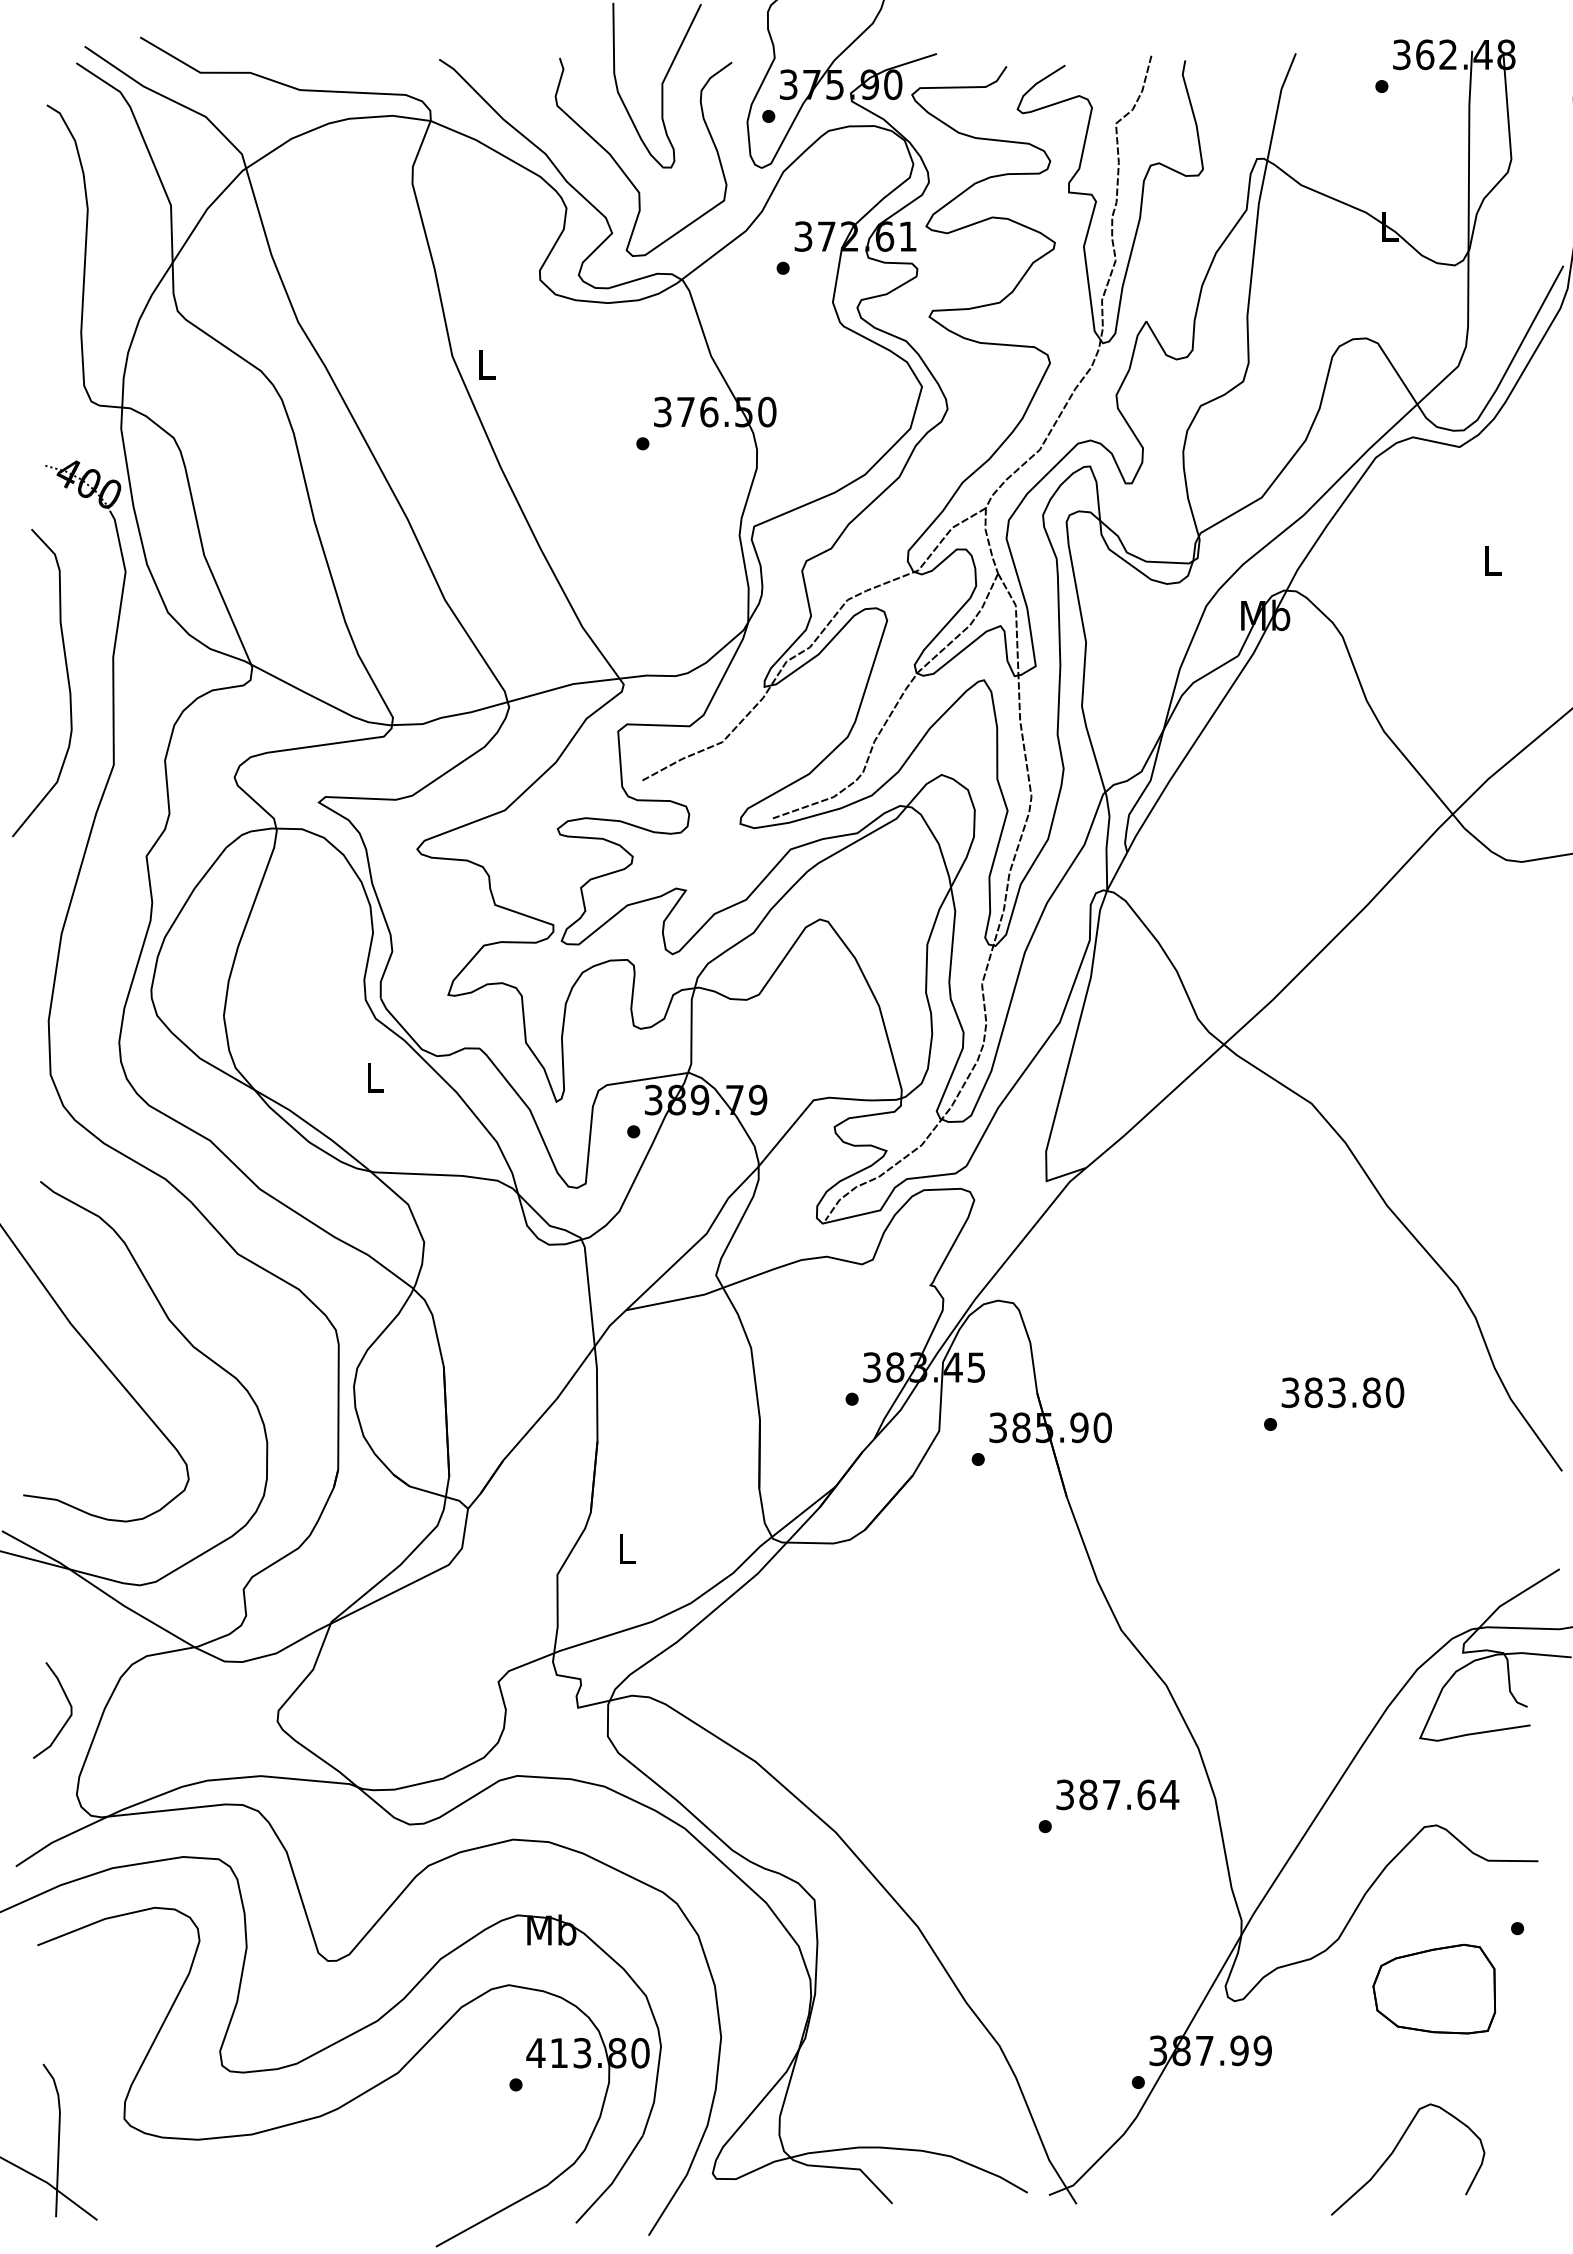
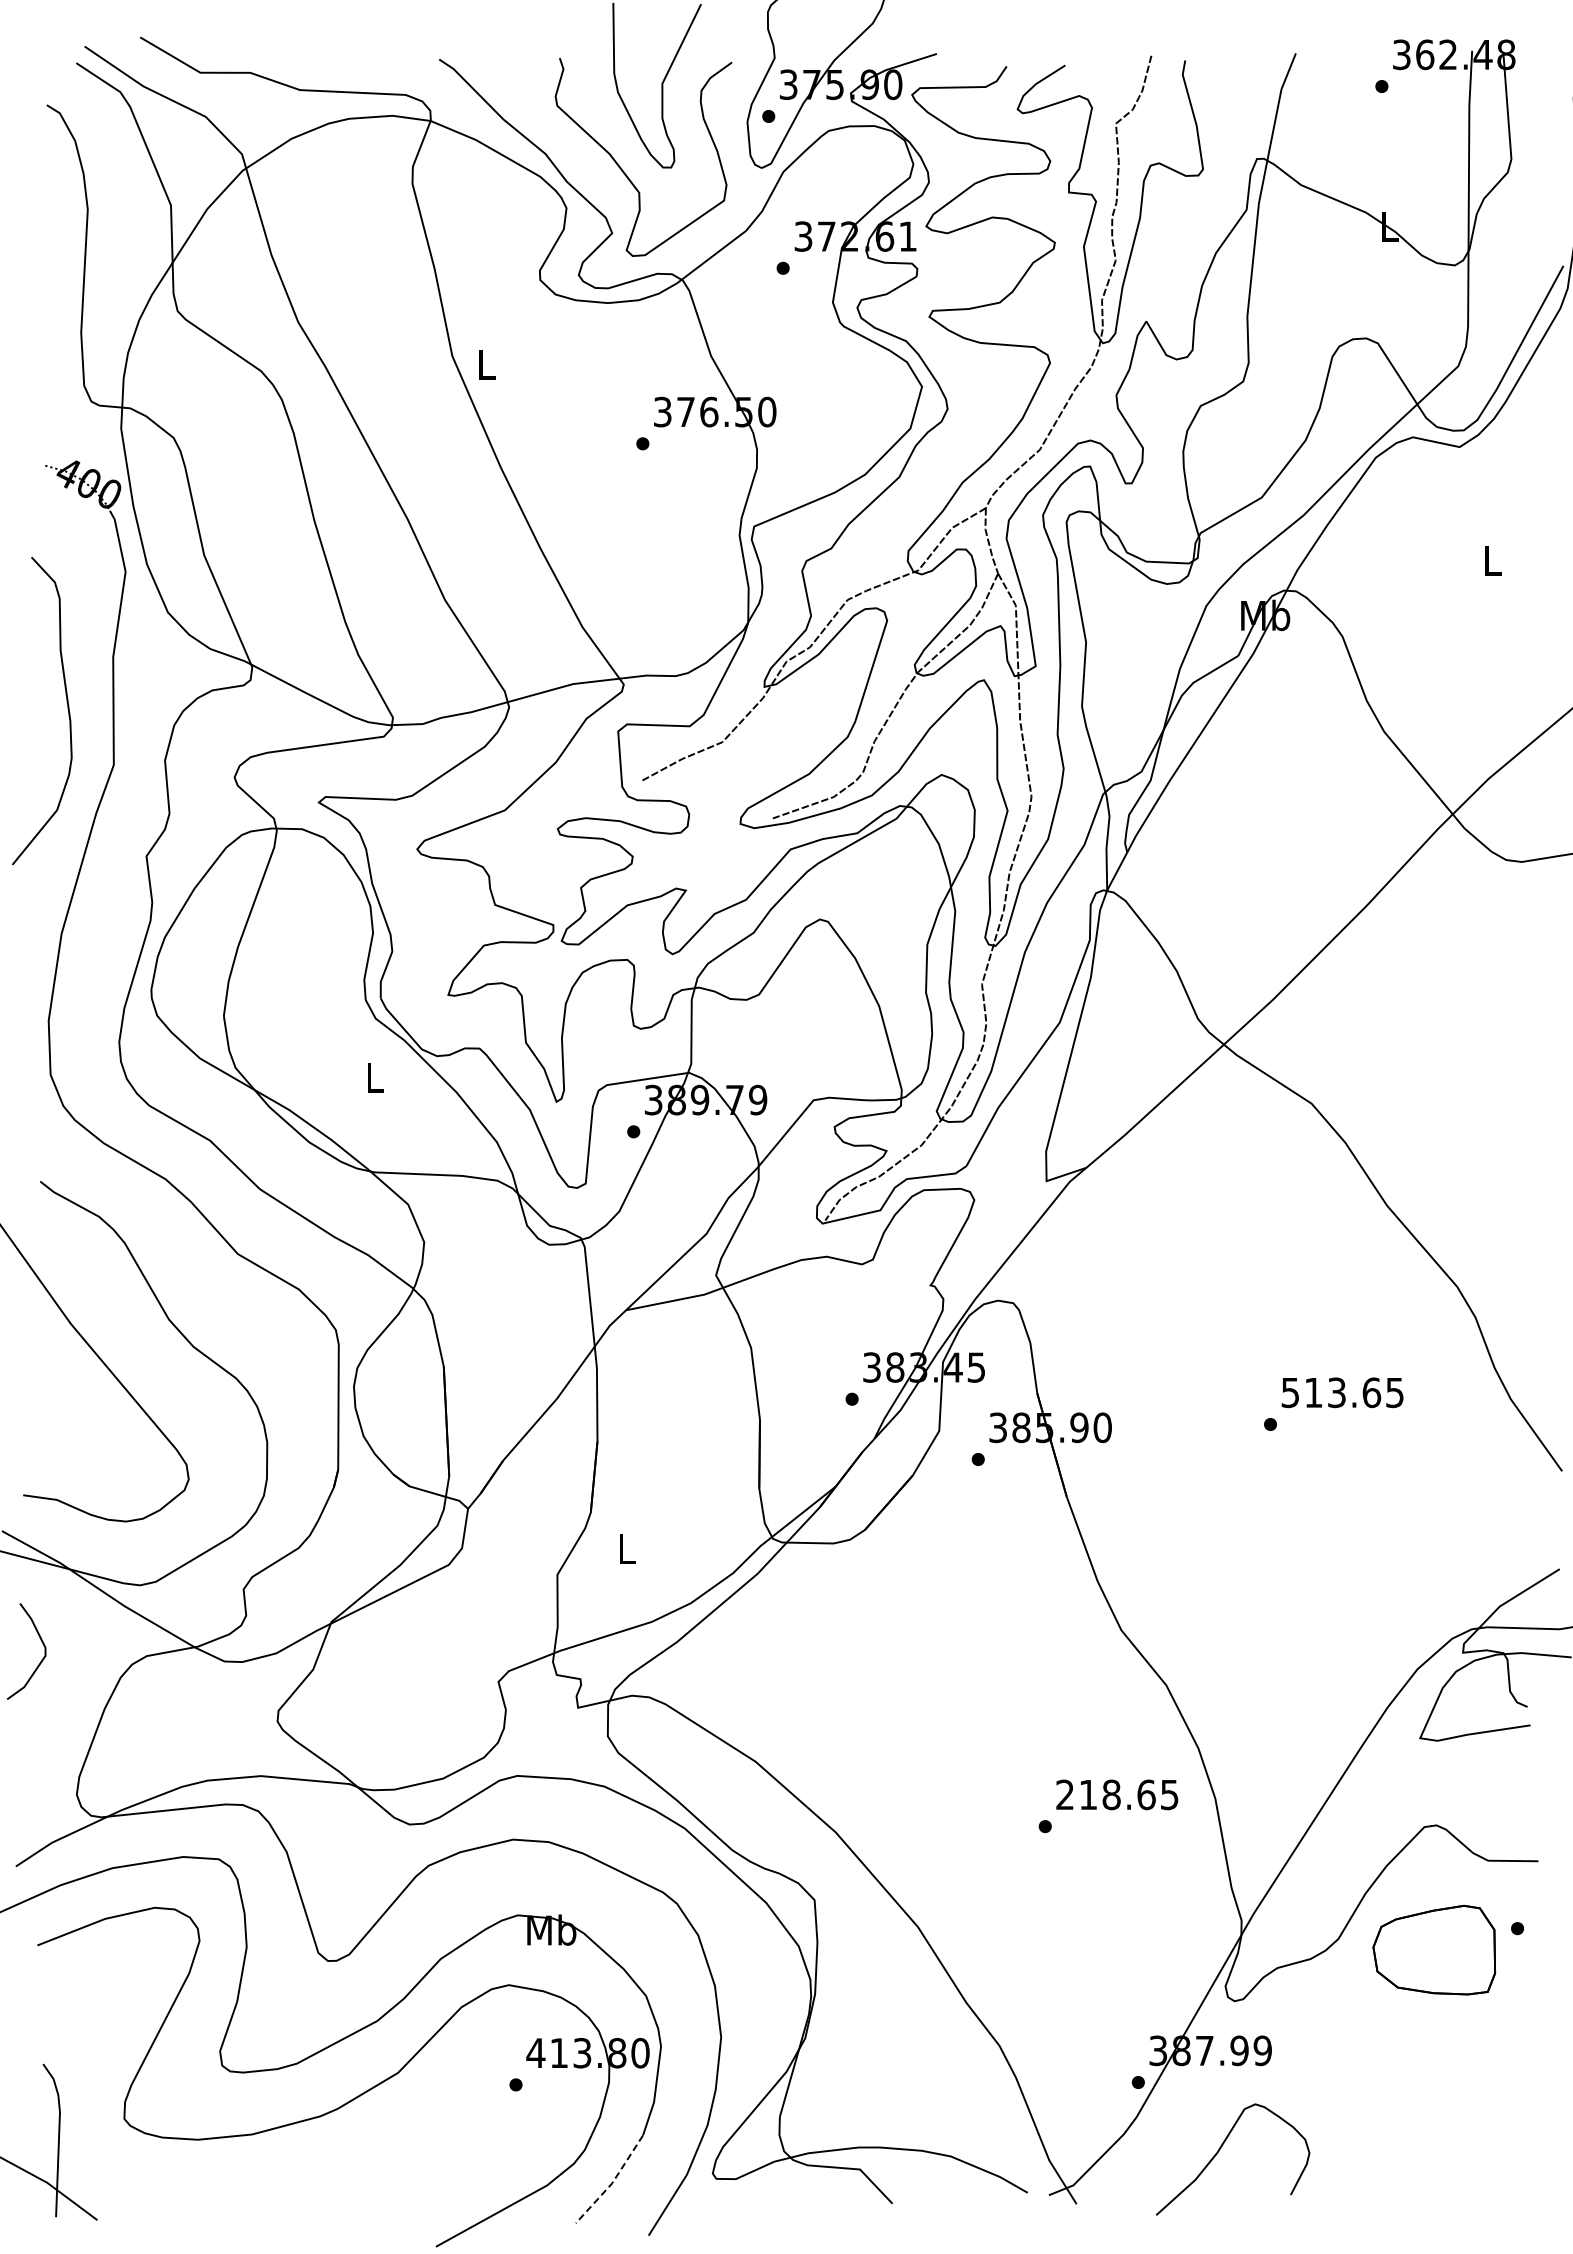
curve position: (67, 681) -> (67, 709) (67, 709)
text: 383.80 -> 513.65 (1343, 1392)
curve position: (67, 1718) -> (41, 1659) (41, 1659)
text: 387.64 -> 218.65 (1117, 1794)
part position: (1434, 1988) -> (1434, 1949) (1434, 1949)
curve position: (1394, 2151) -> (1219, 2151) (1219, 2151)
line: solid -> dashed (612, 2182)
